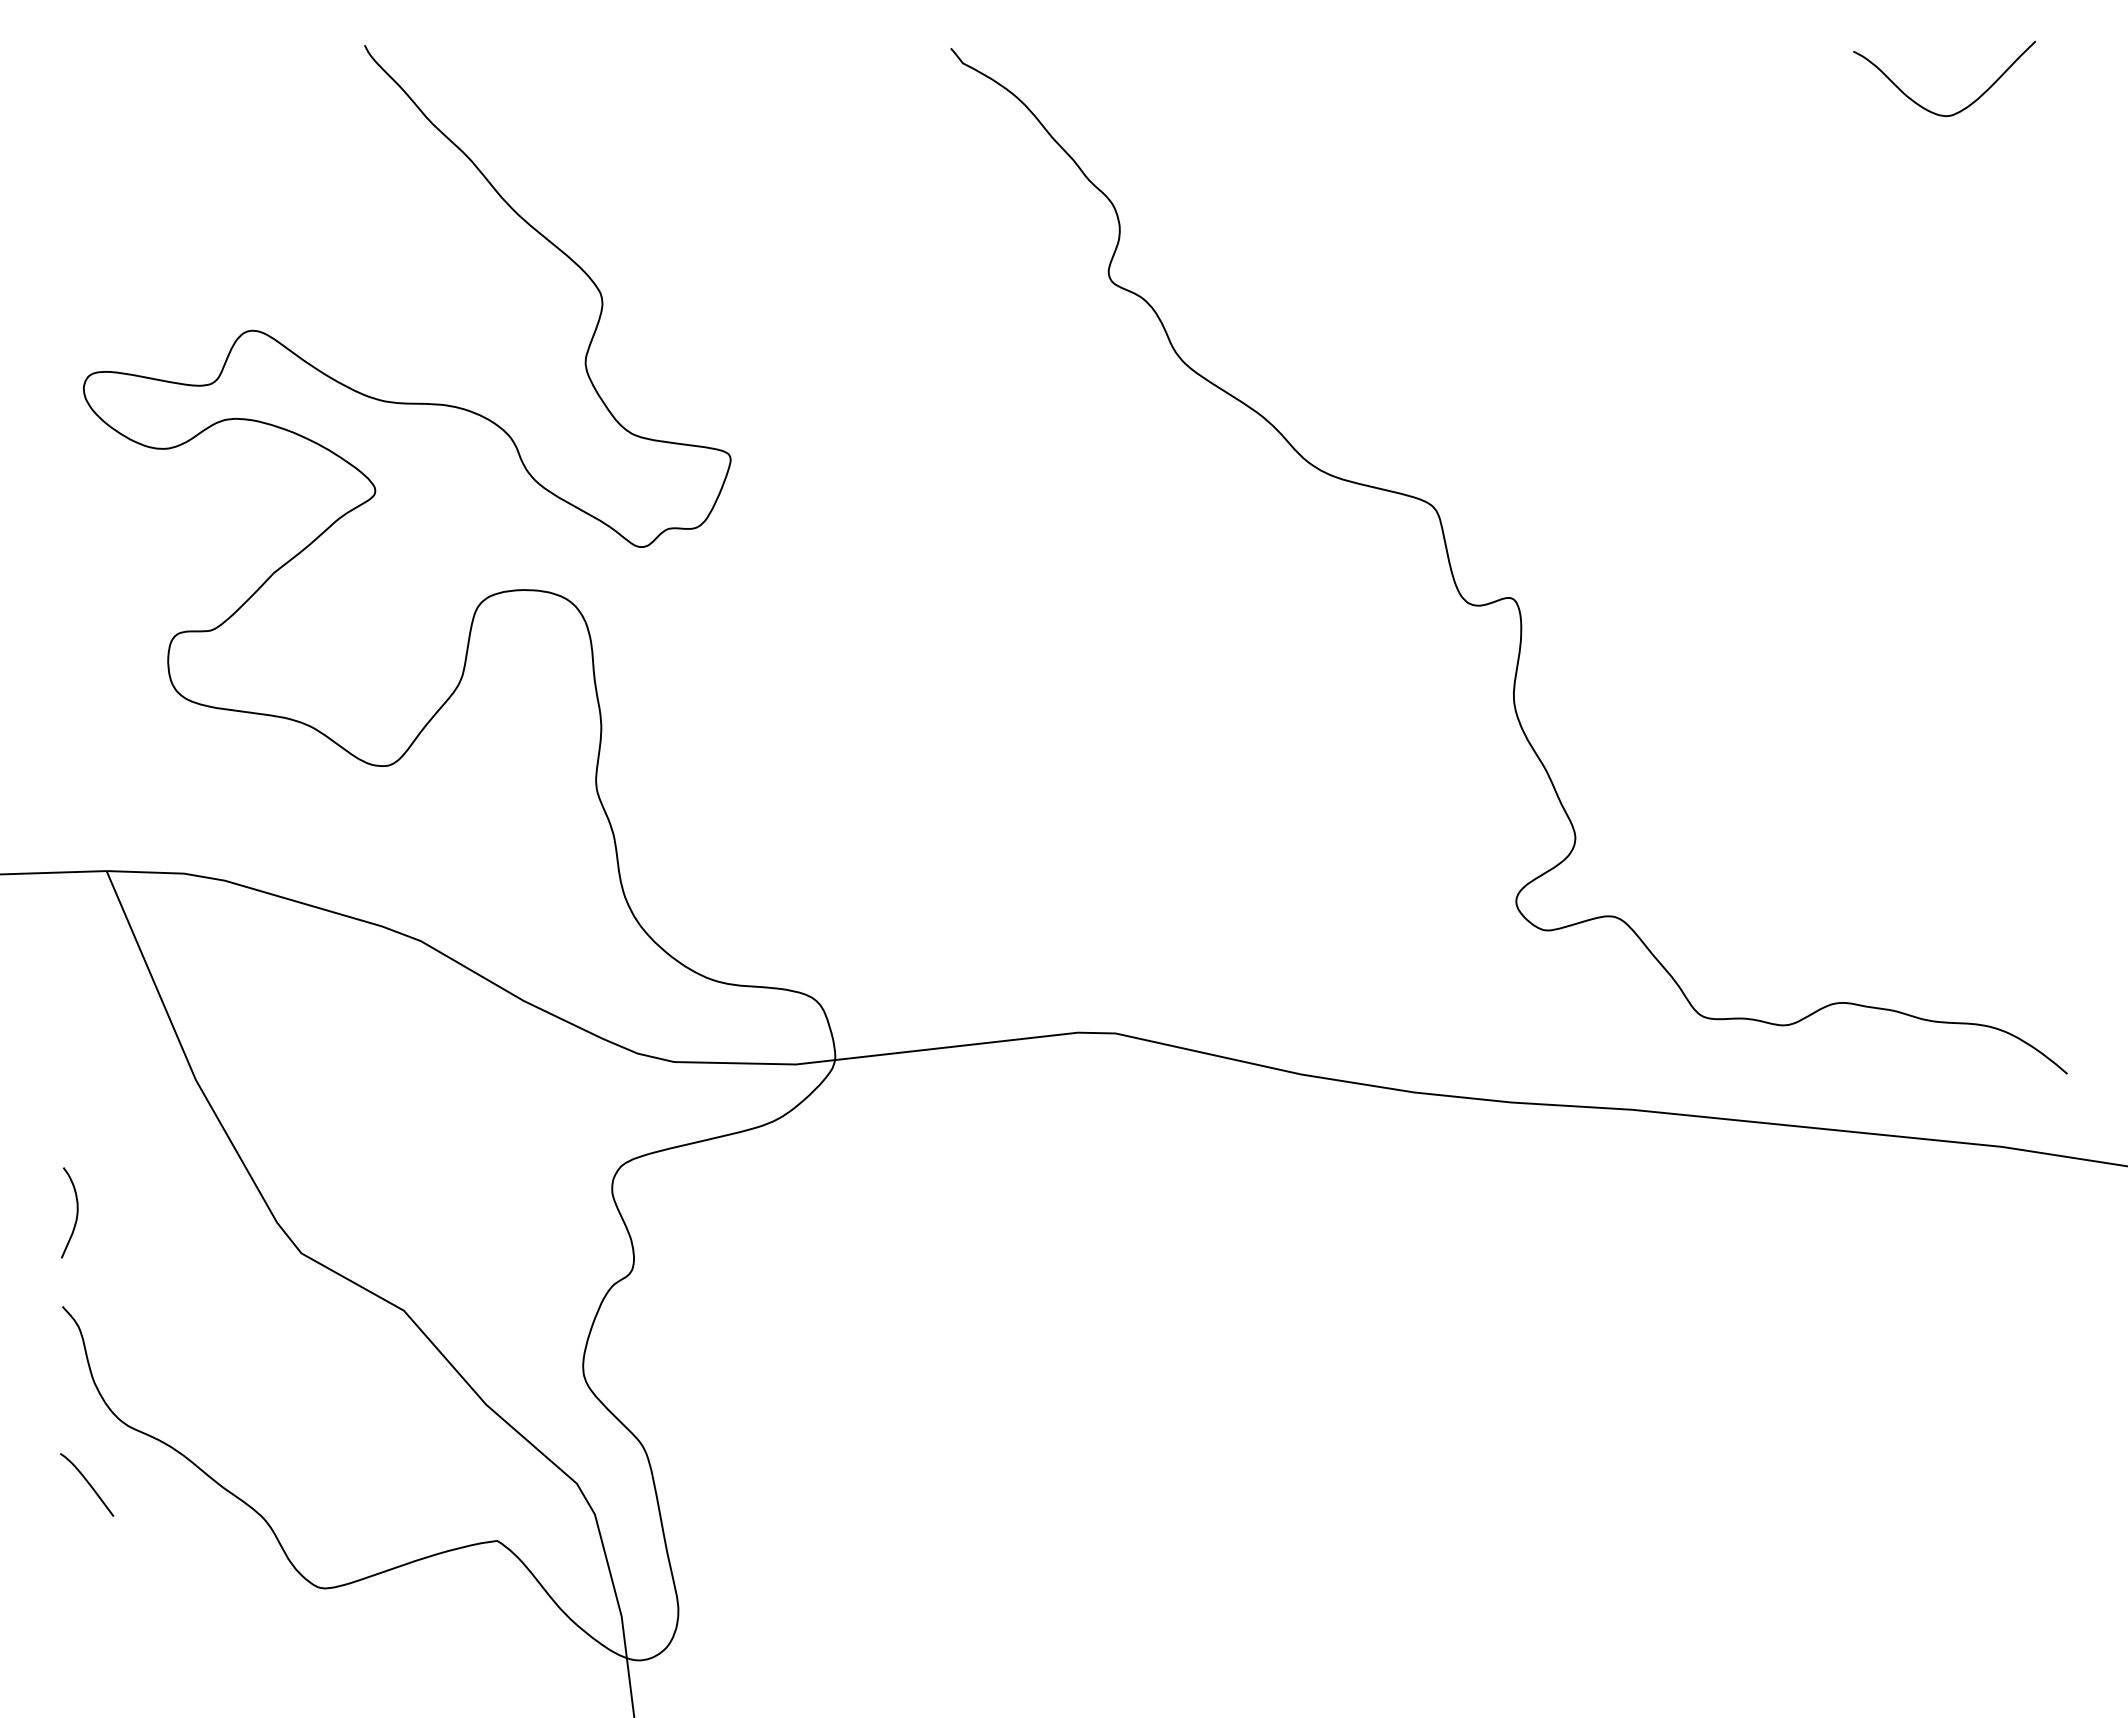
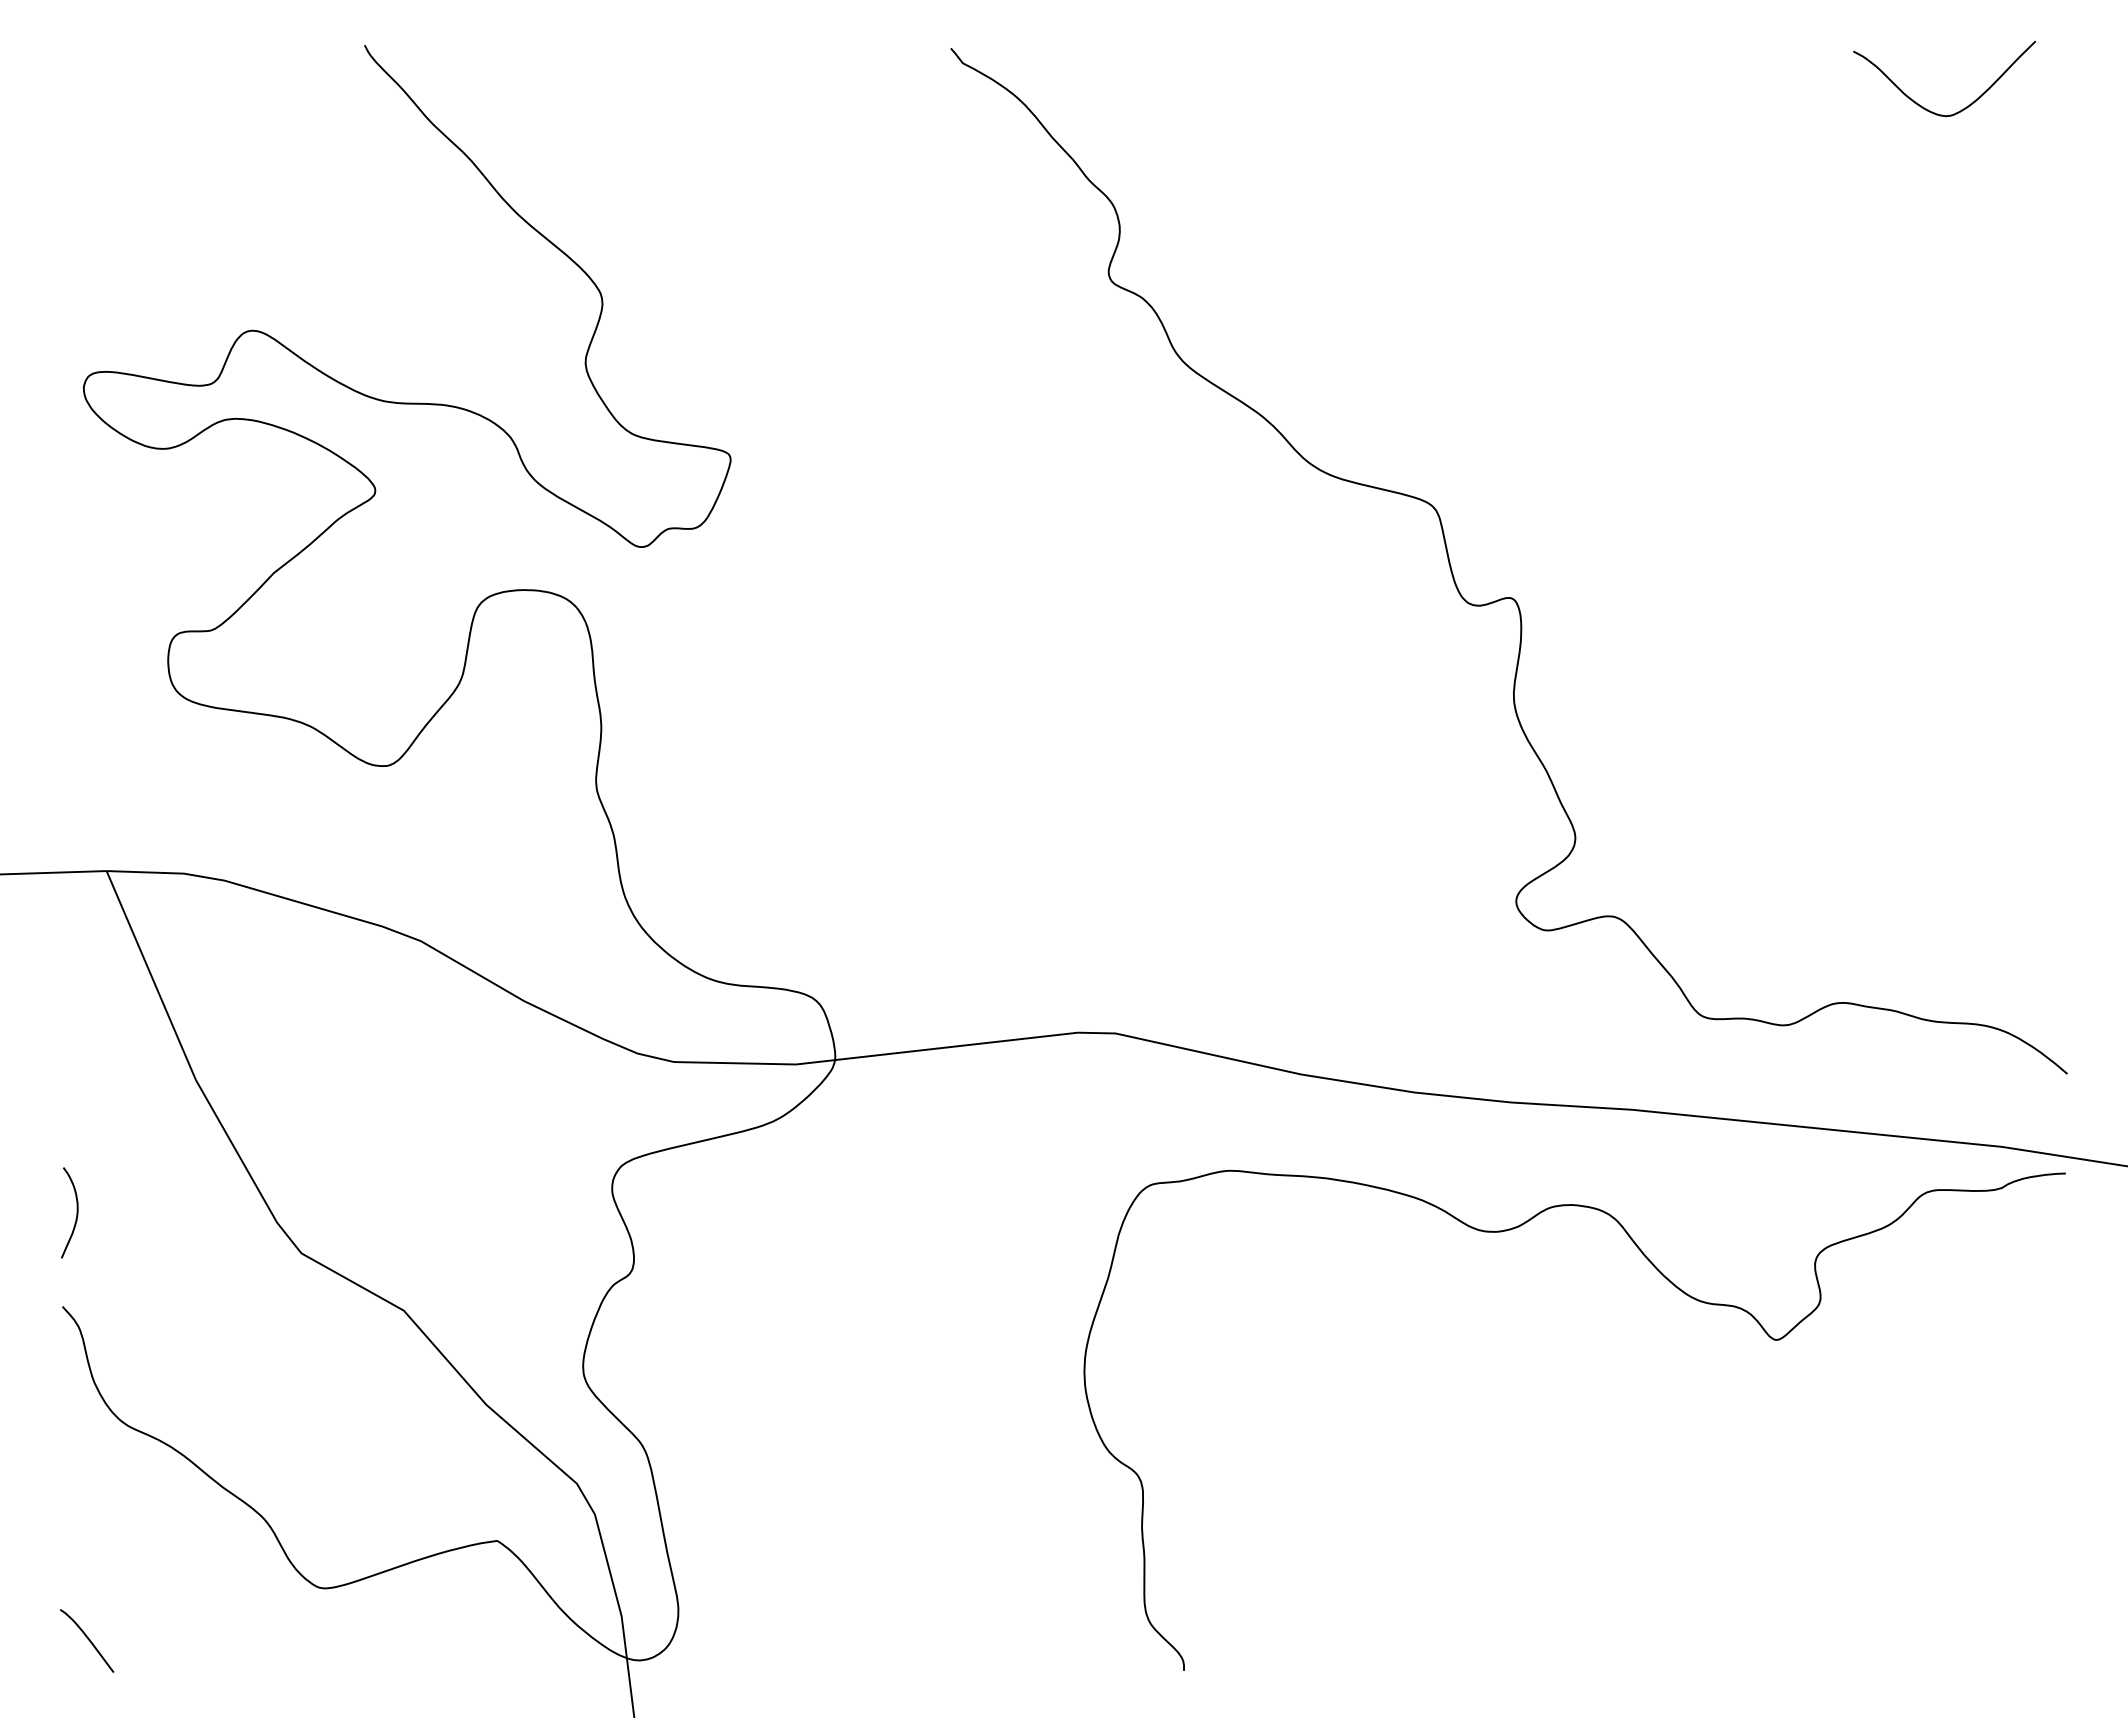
curve: none -> present (1675, 1287)
curve position: (87, 1483) -> (87, 1639) (87, 1639)
